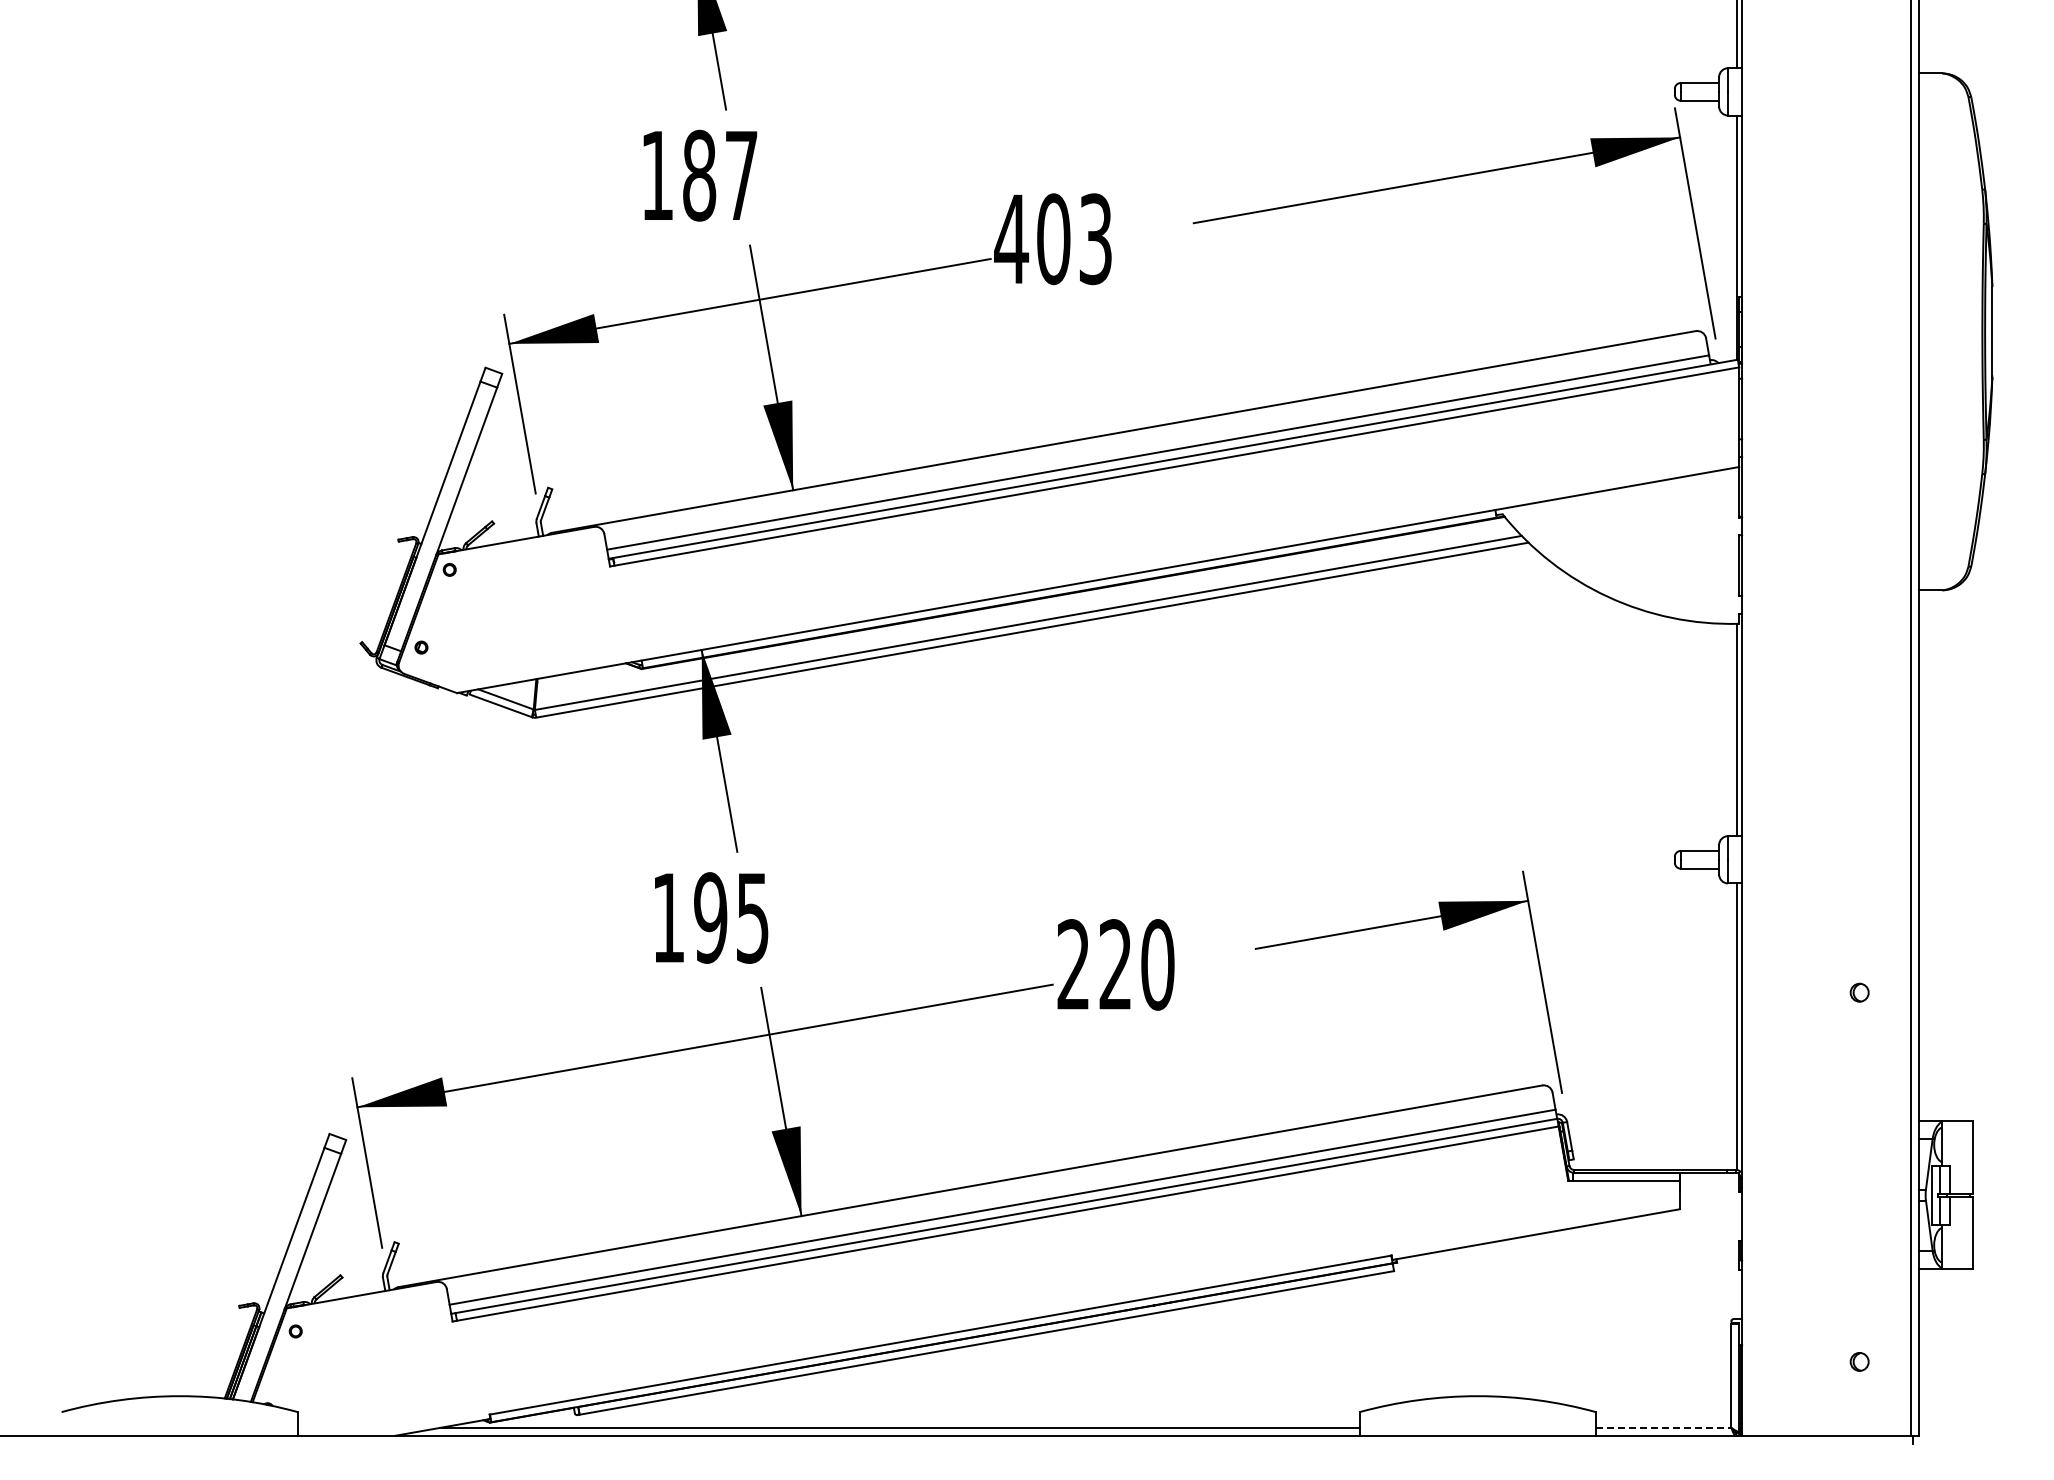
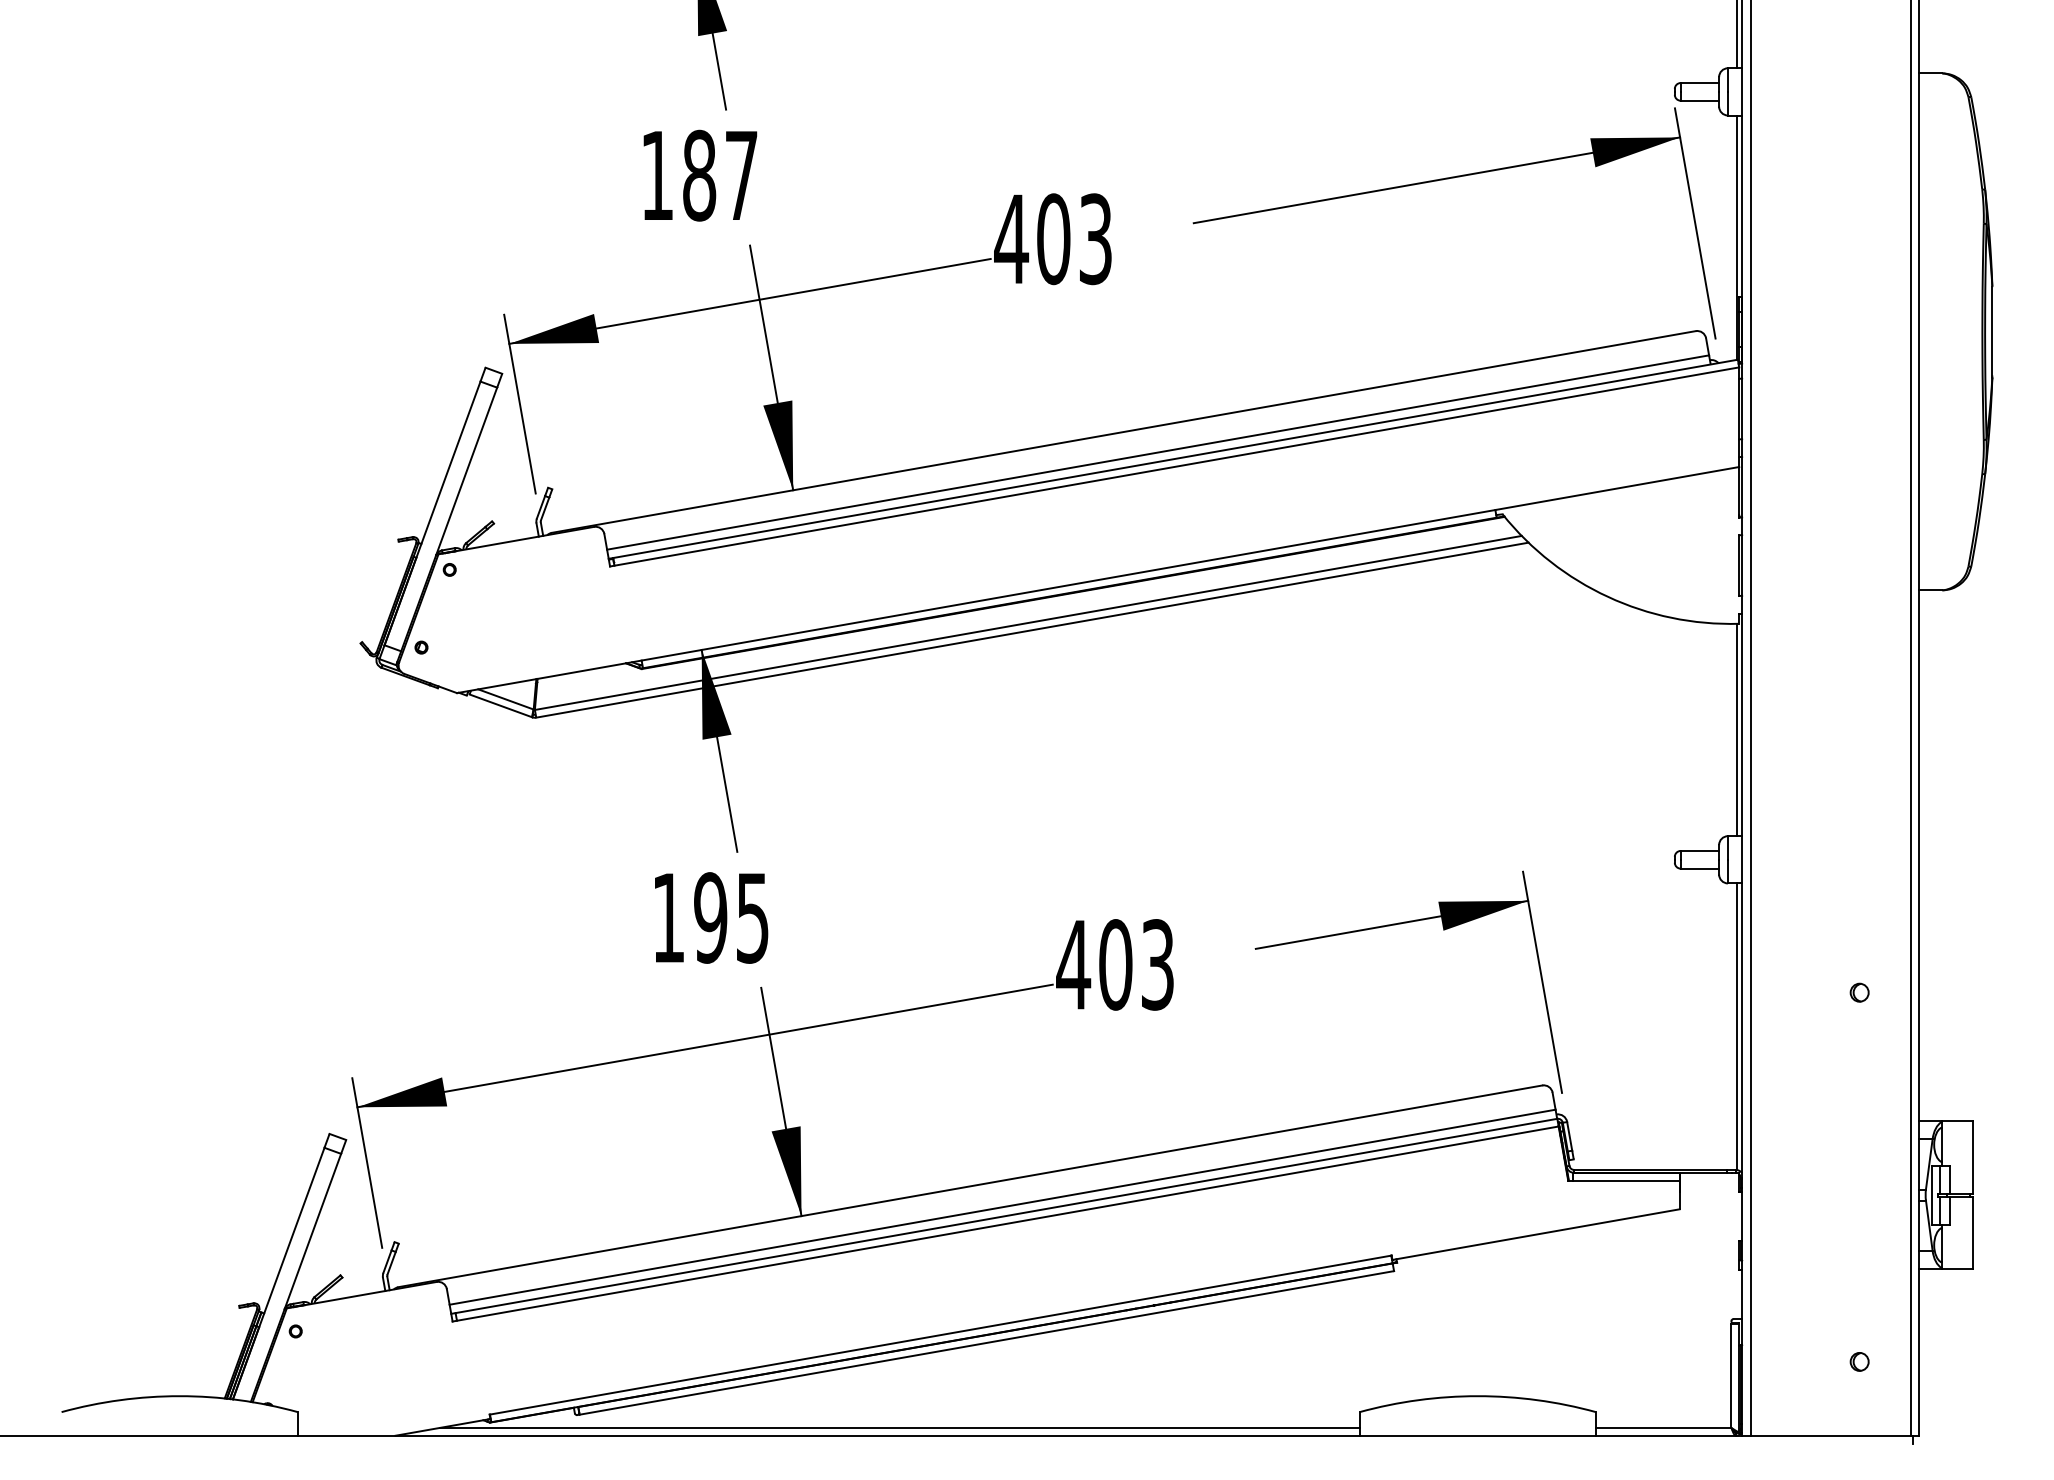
line: none -> present (1750, 718)
text: 220 -> 403 (1115, 964)
line: dashed -> solid (1663, 1427)
